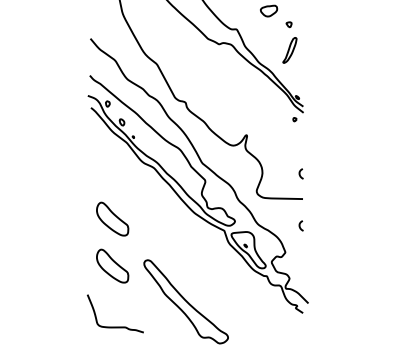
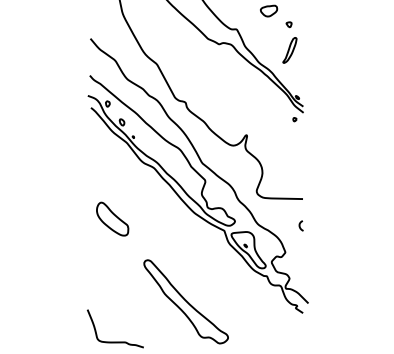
curve: present -> none (300, 173)
part: present -> none (112, 265)
curve position: (114, 326) -> (114, 341) (114, 341)
